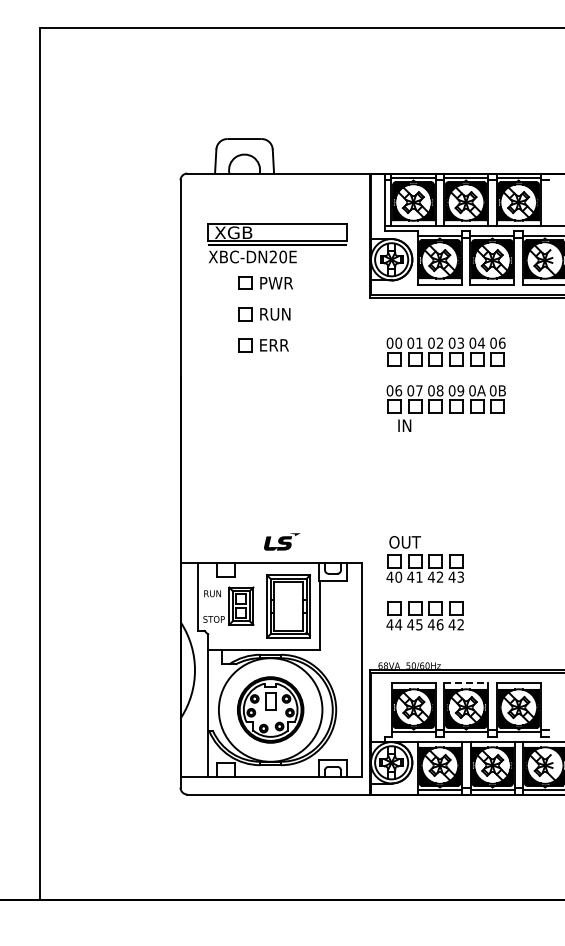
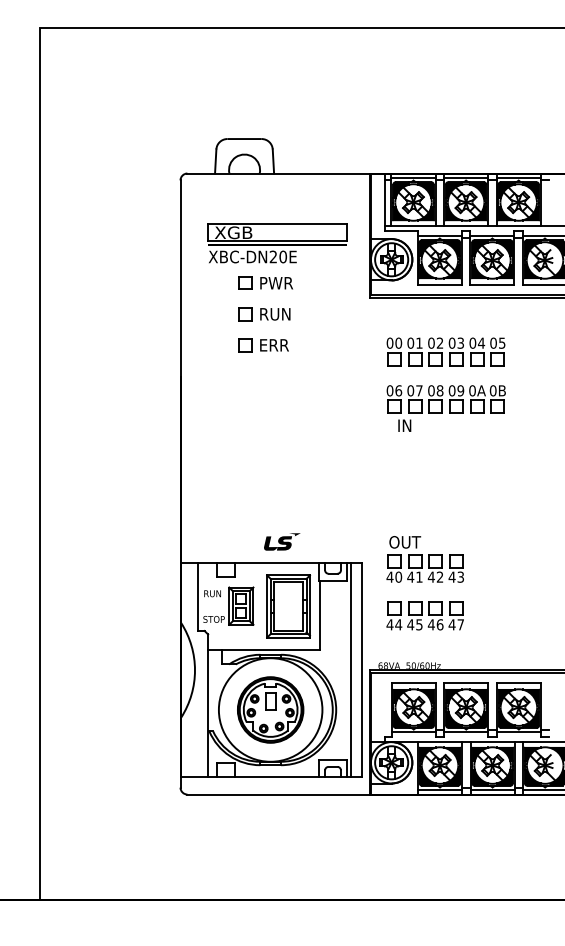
text: 06 -> 05 (502, 342)
text: 42 -> 47 (460, 624)
line: none -> present (350, 670)
line: dashed -> solid (466, 683)
